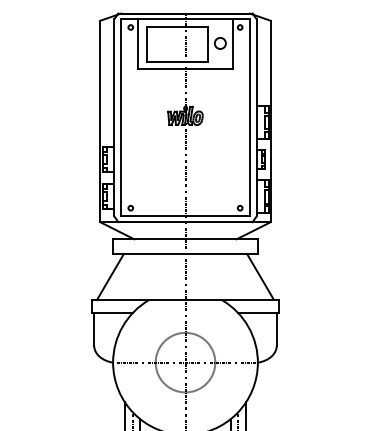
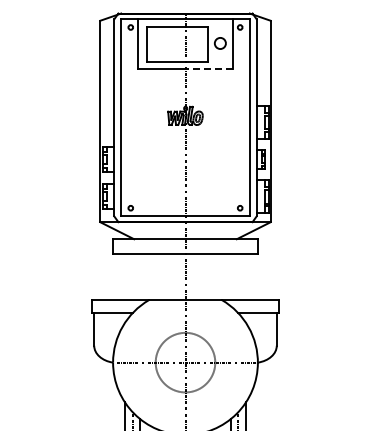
line: solid -> dashed (209, 69)
line: present -> none (109, 277)
line: present -> none (260, 277)
